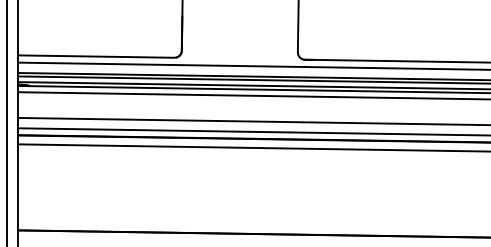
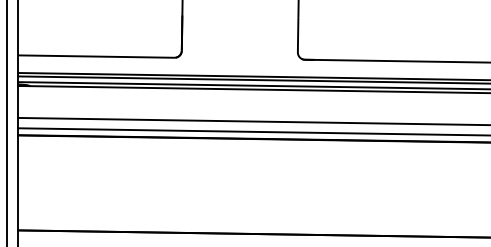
line: present -> none (252, 65)
line: present -> none (252, 95)
line: present -> none (252, 147)
